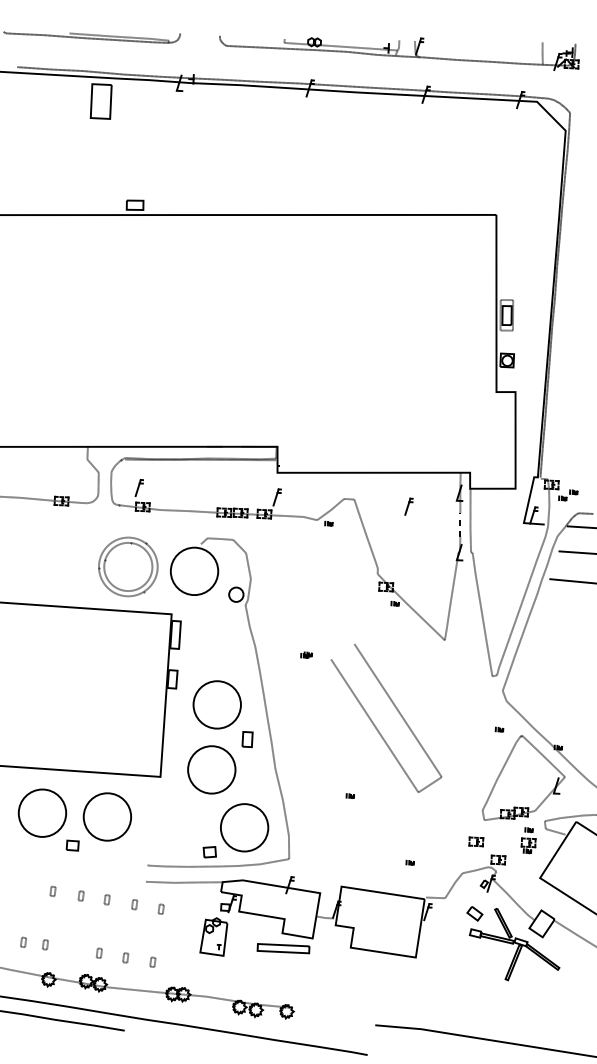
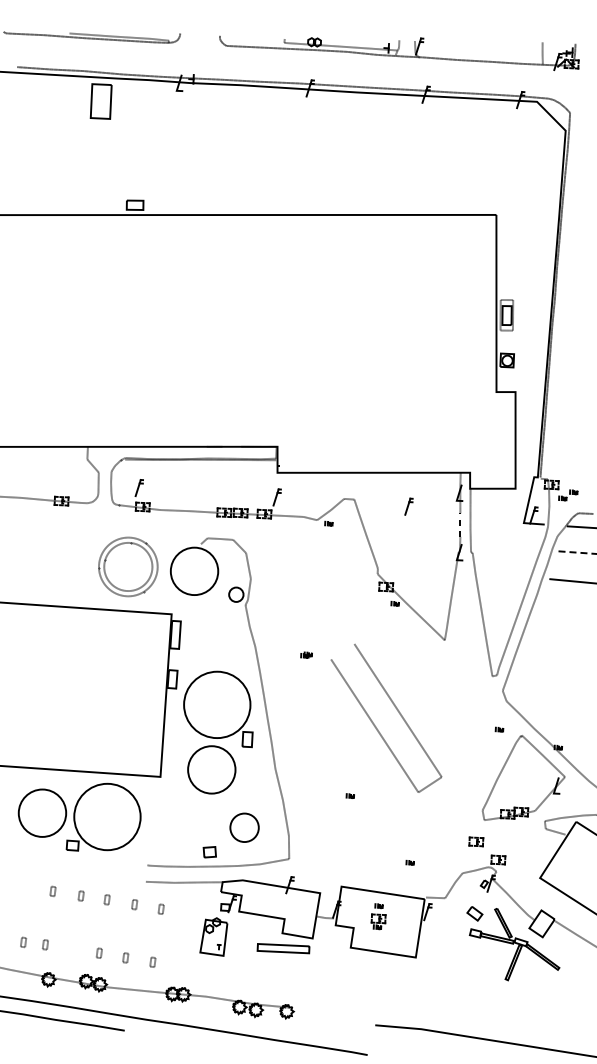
line: solid -> dashed (577, 552)
circle diameter: 47 px -> 66 px (217, 704)
circle diameter: 47 px -> 66 px (107, 816)
circle diameter: 47 px -> 28 px (244, 827)
part position: (528, 840) -> (378, 916) (378, 916)
